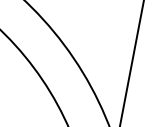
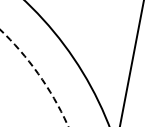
circle: solid -> dashed (34, 77)
